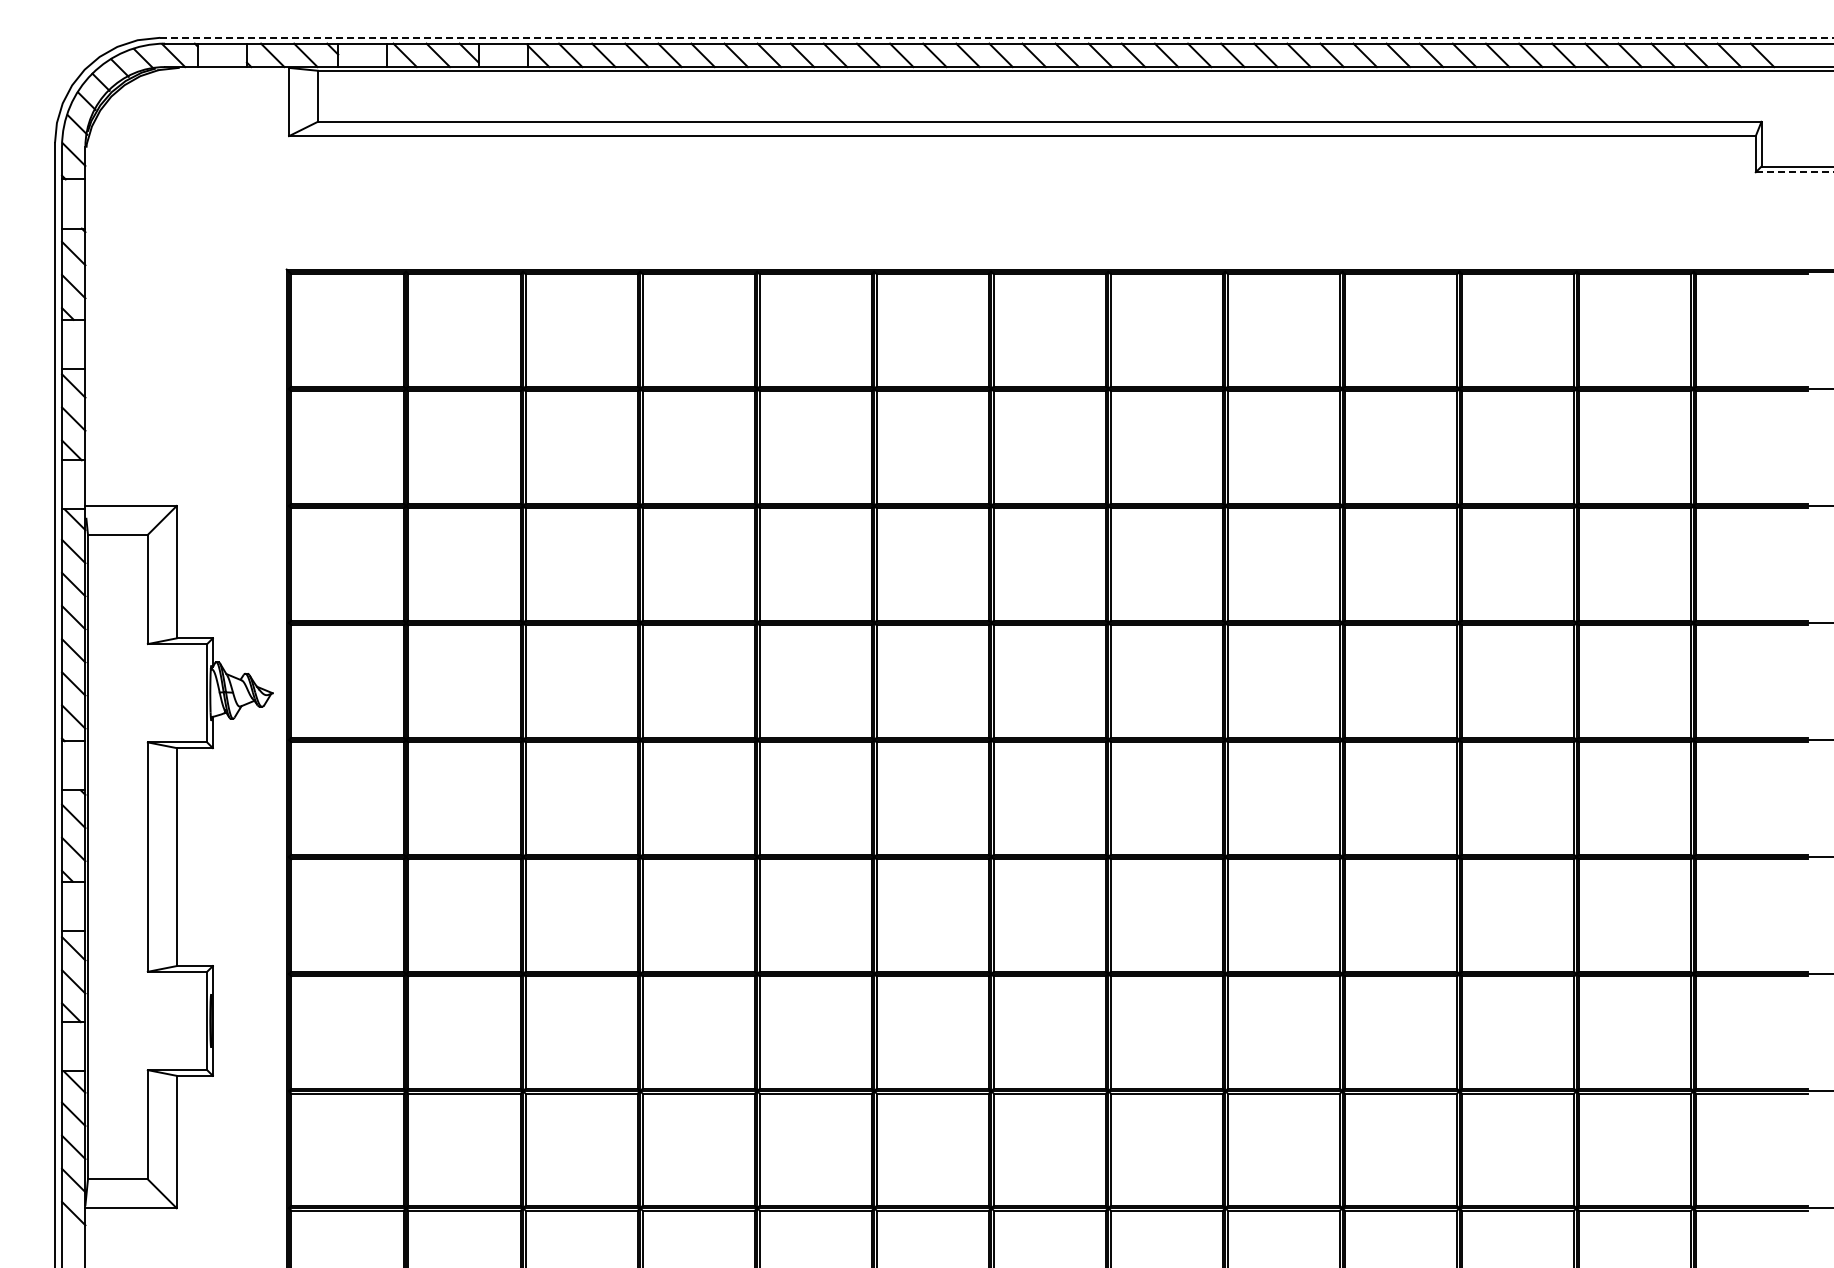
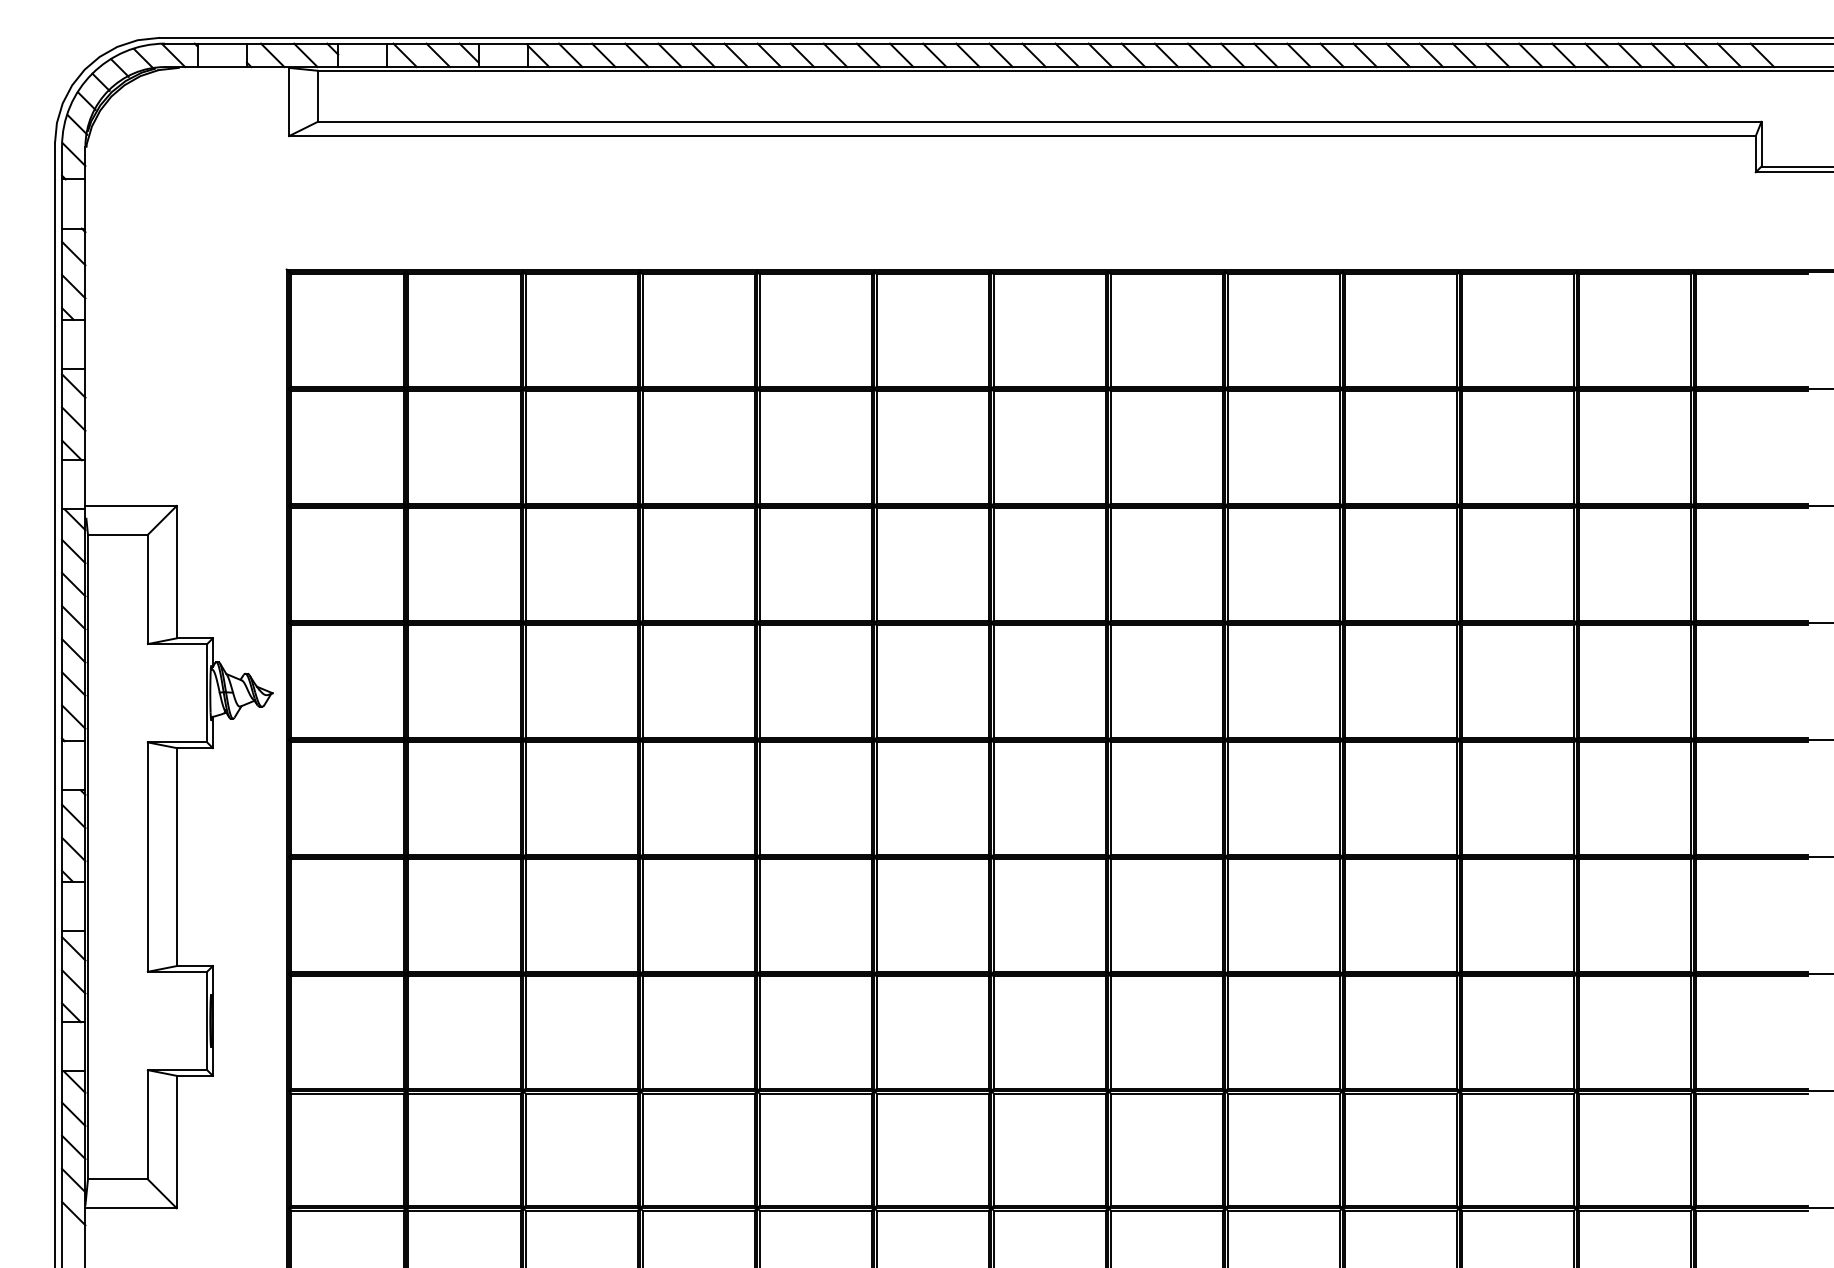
line: dashed -> solid (997, 37)
line: dashed -> solid (1794, 172)
